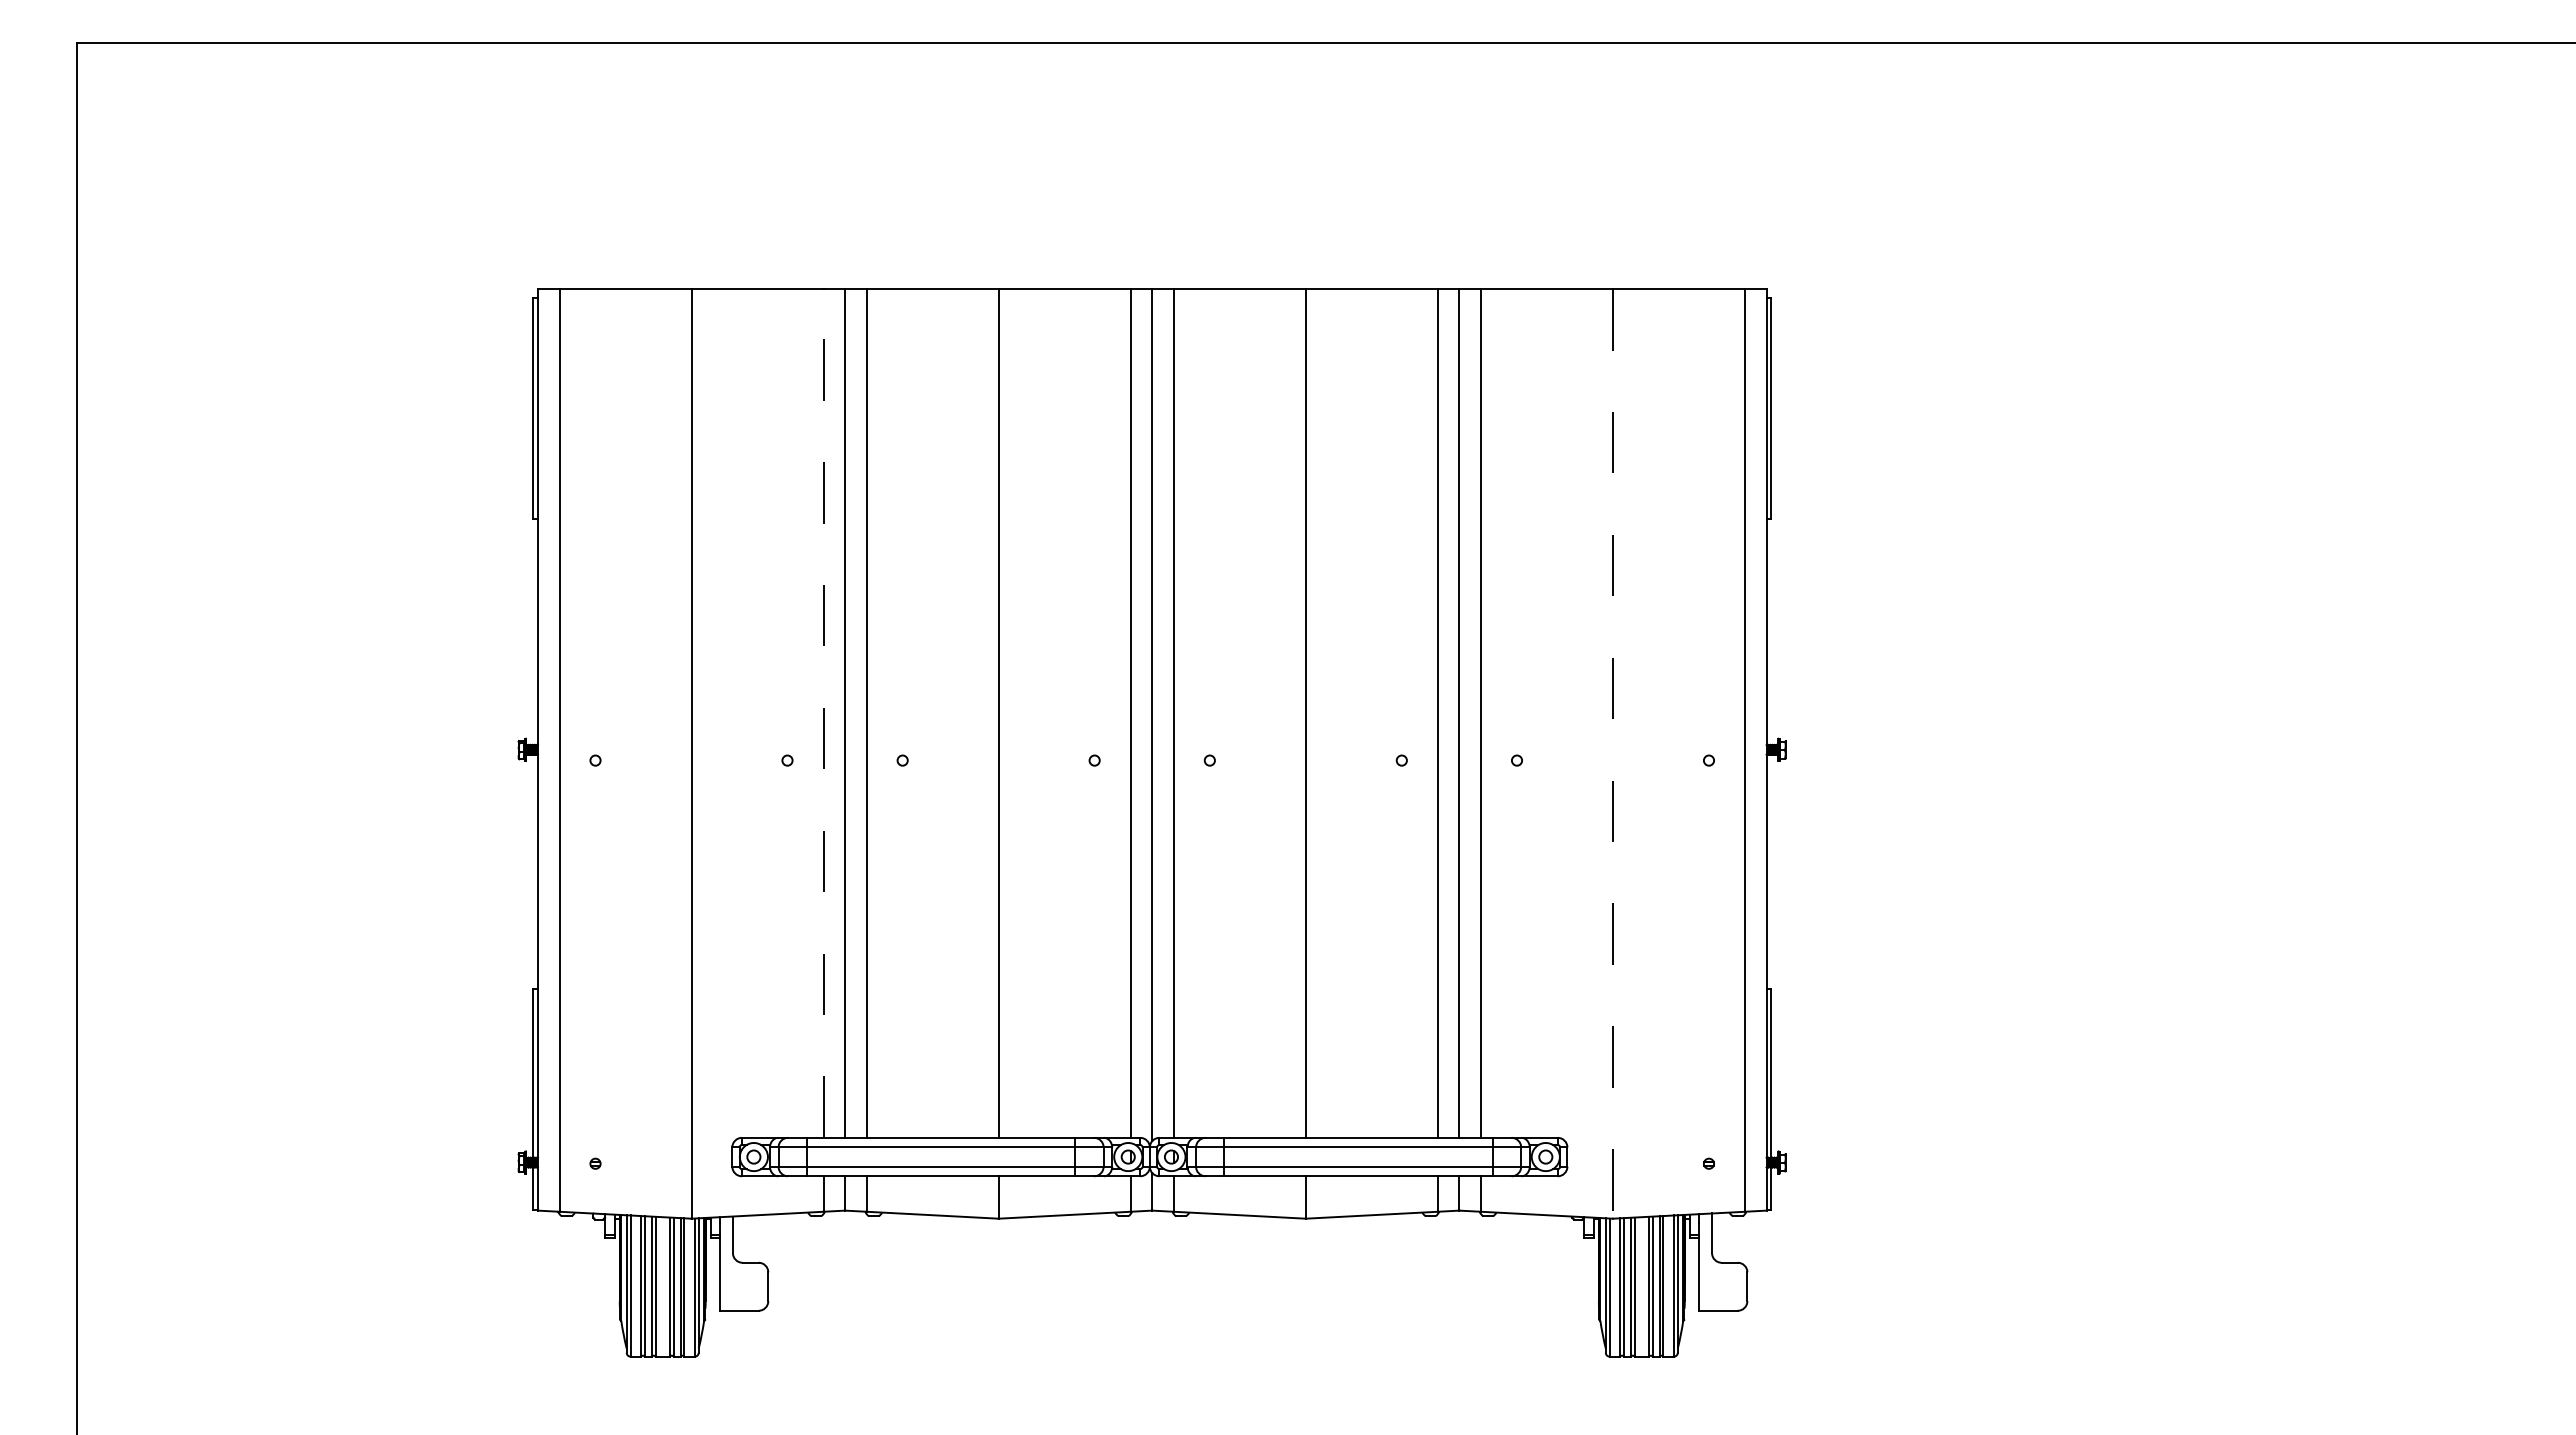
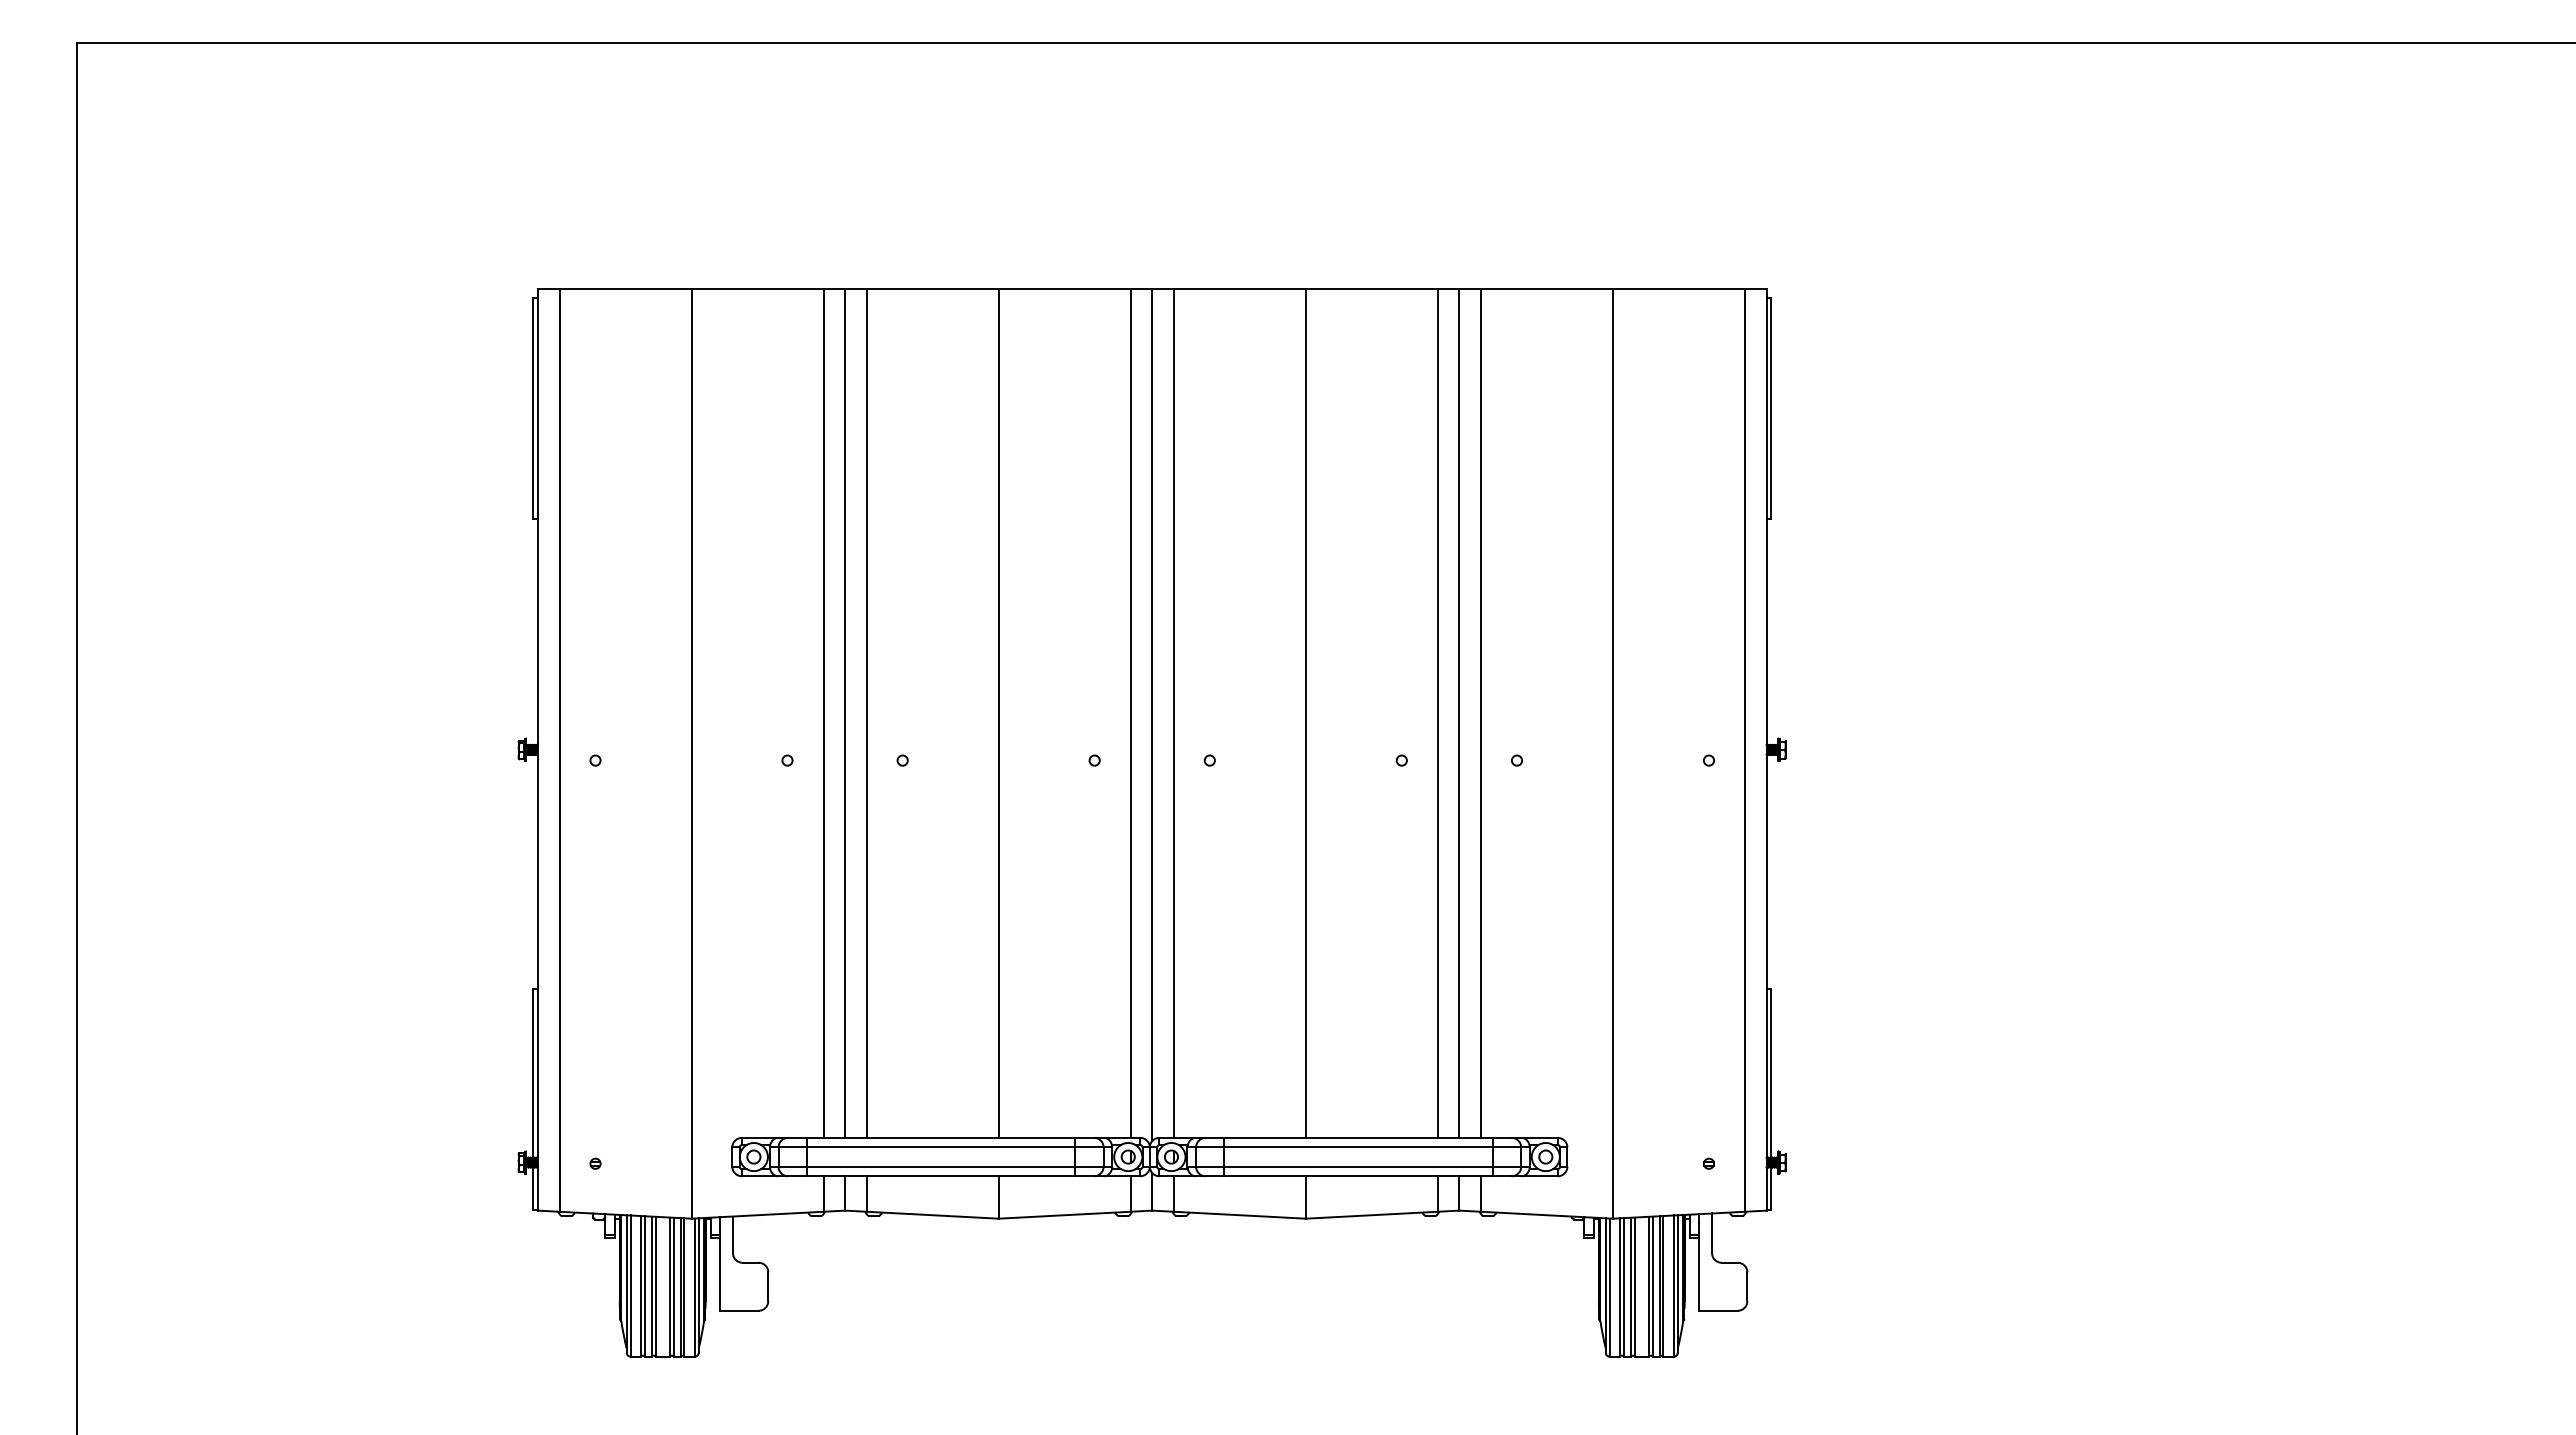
line: dashed -> solid (823, 713)
line: dashed -> solid (1613, 753)
